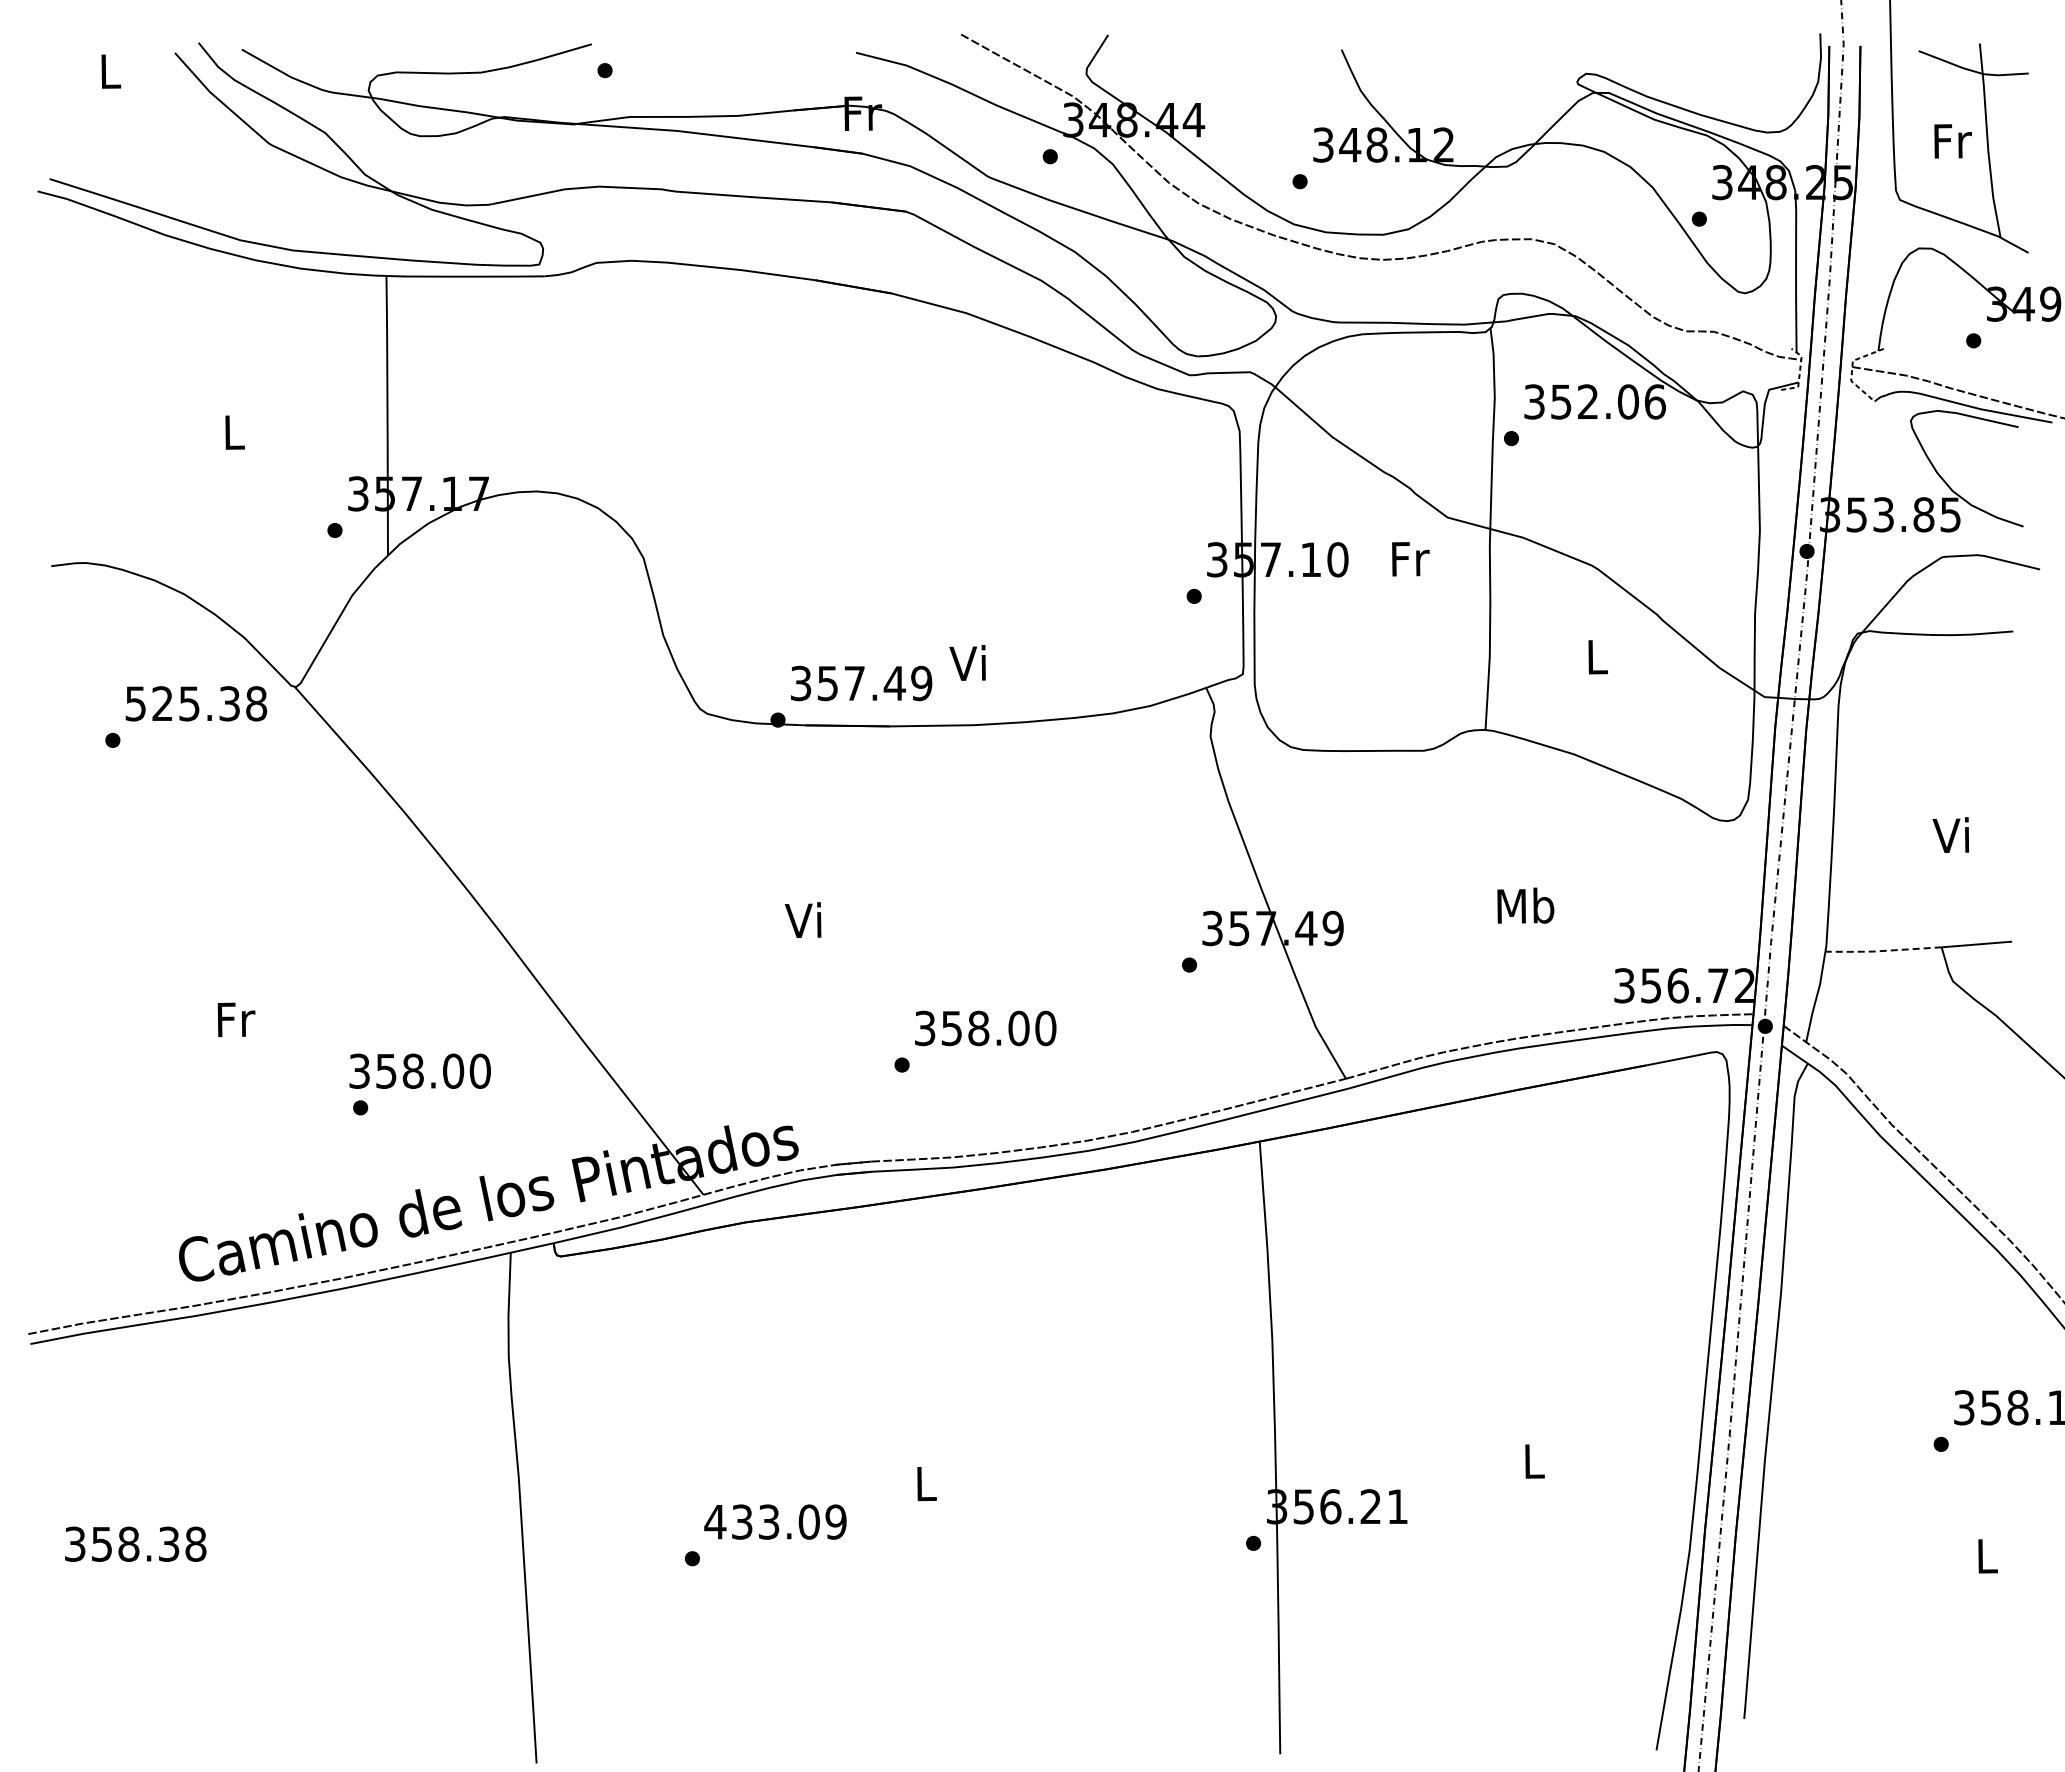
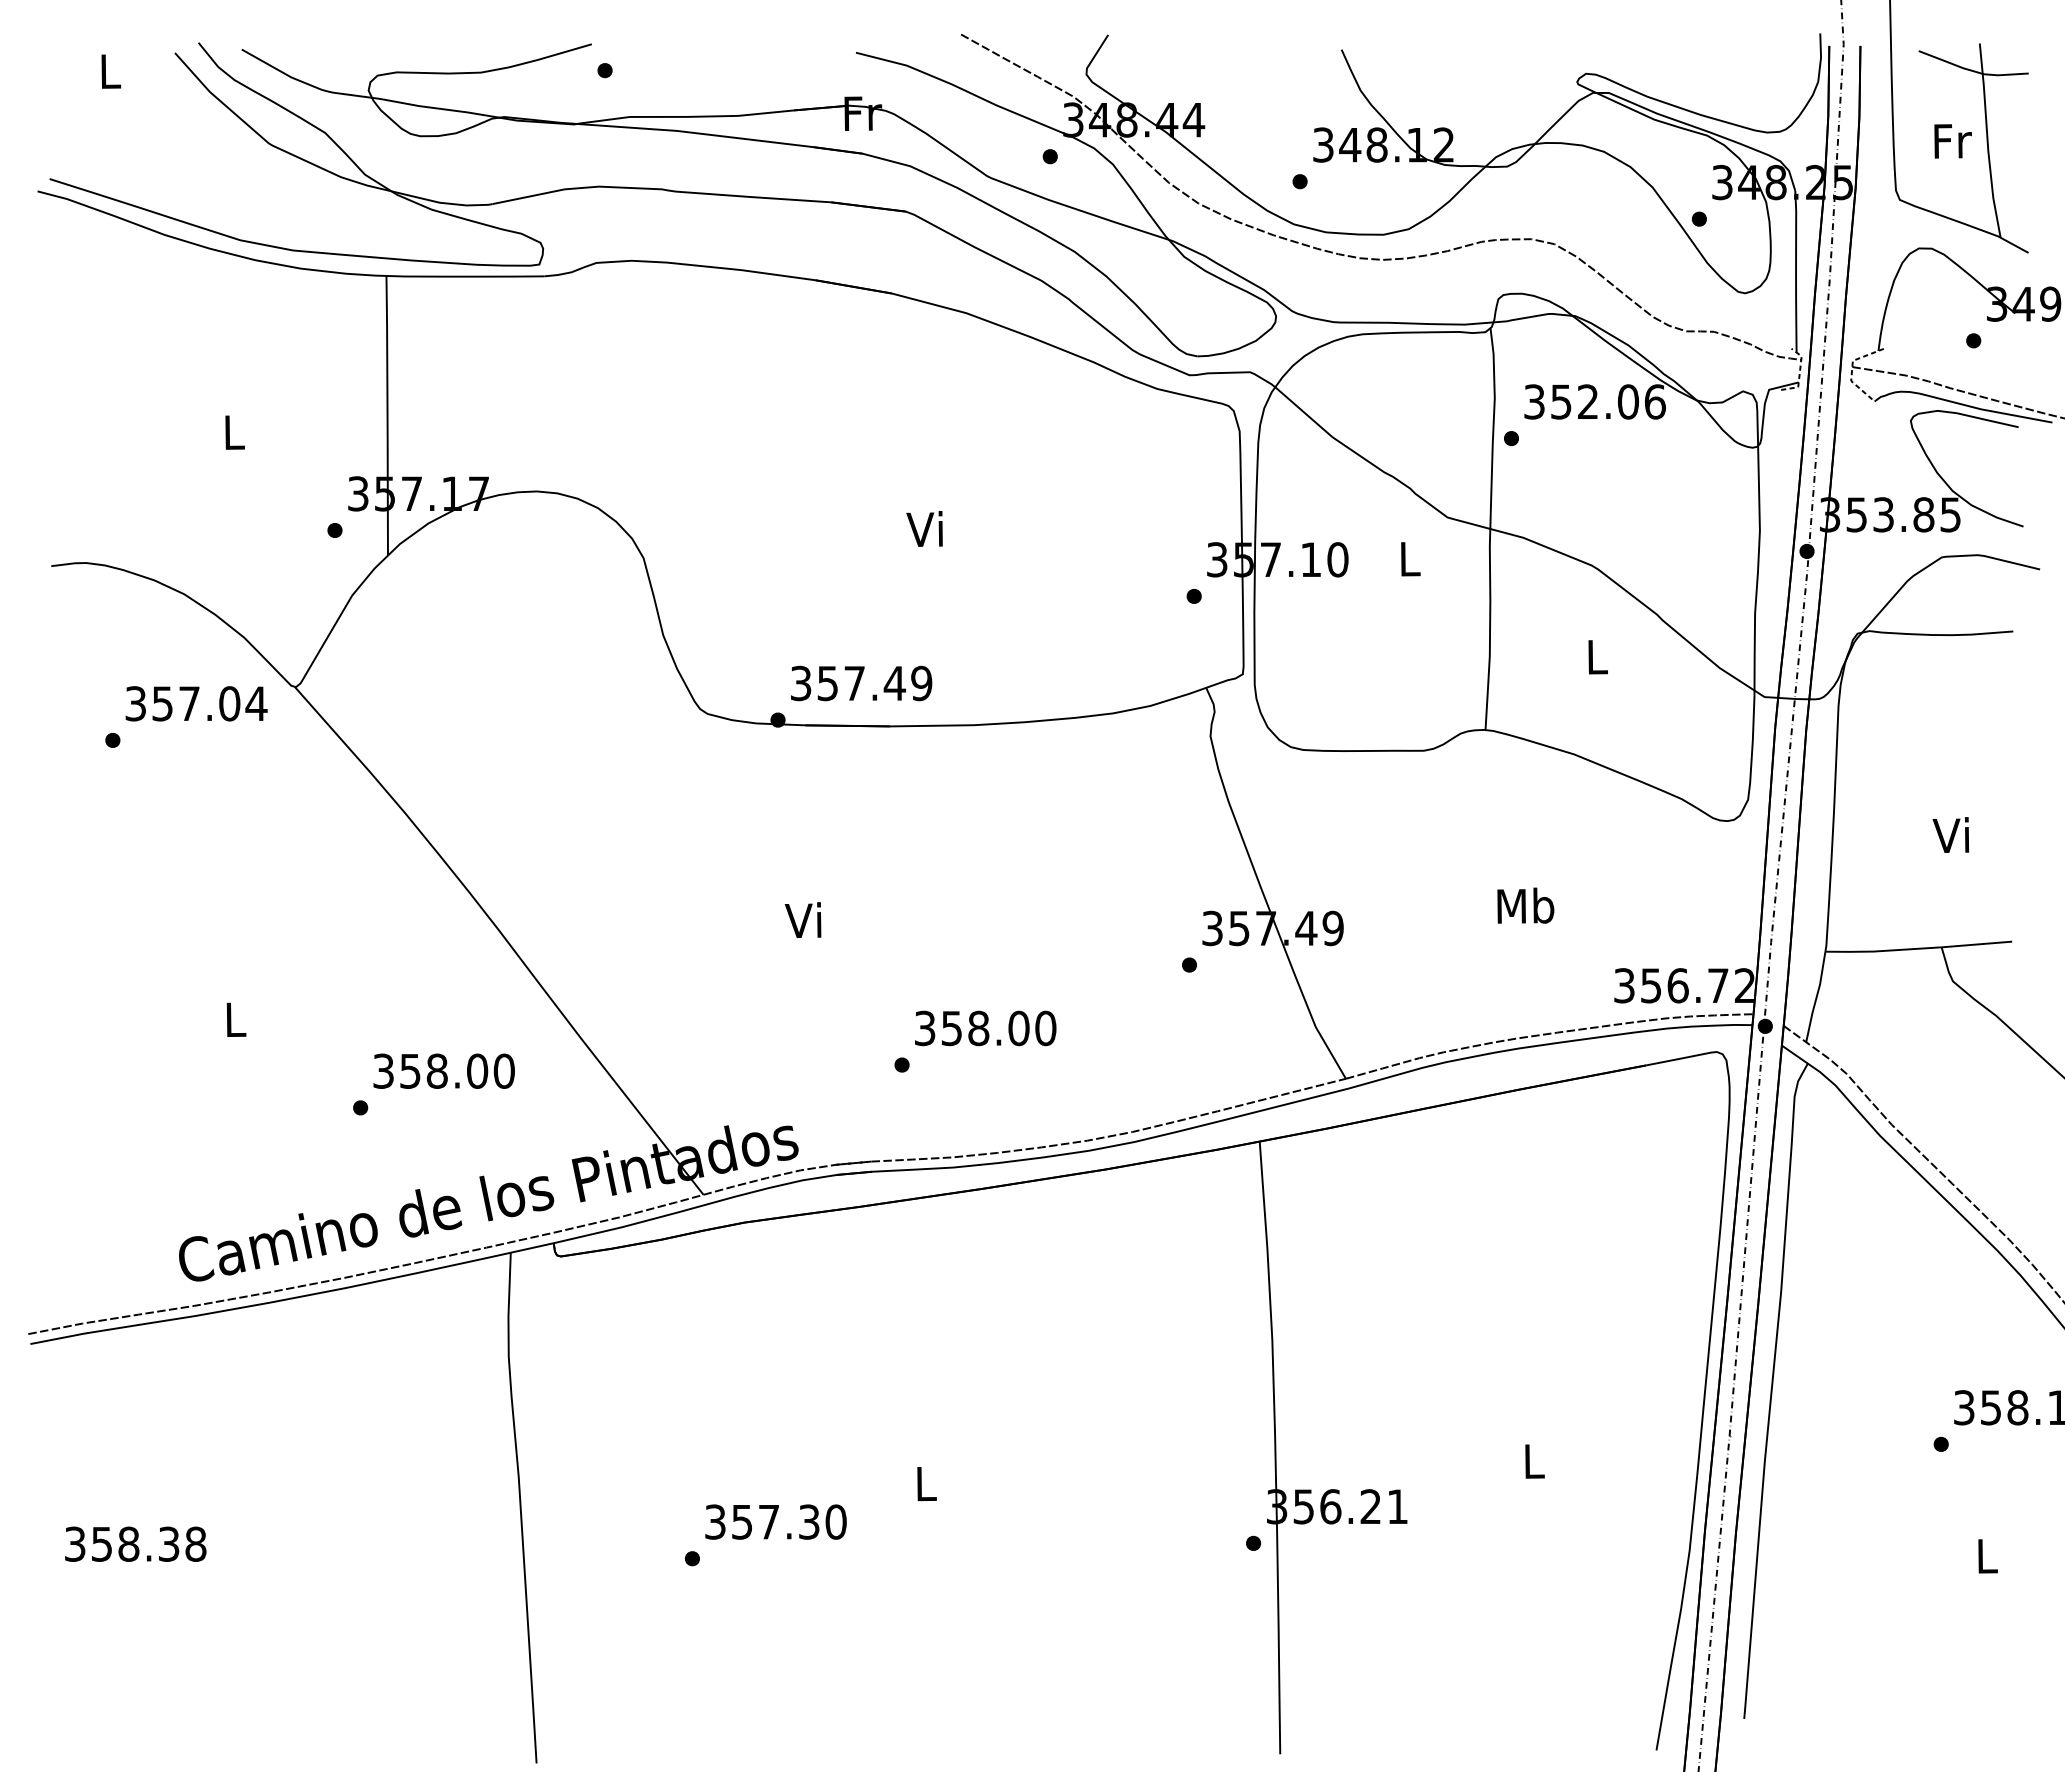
text: Fr -> L (1410, 559)
text position: (967, 662) -> (924, 528) (924, 528)
text: 525.38 -> 357.04 (196, 703)
line: dashed -> solid (1881, 951)
text: Fr -> L (236, 1019)
text position: (419, 1070) -> (443, 1070) (443, 1070)
text: 433.09 -> 357.30 (775, 1521)
